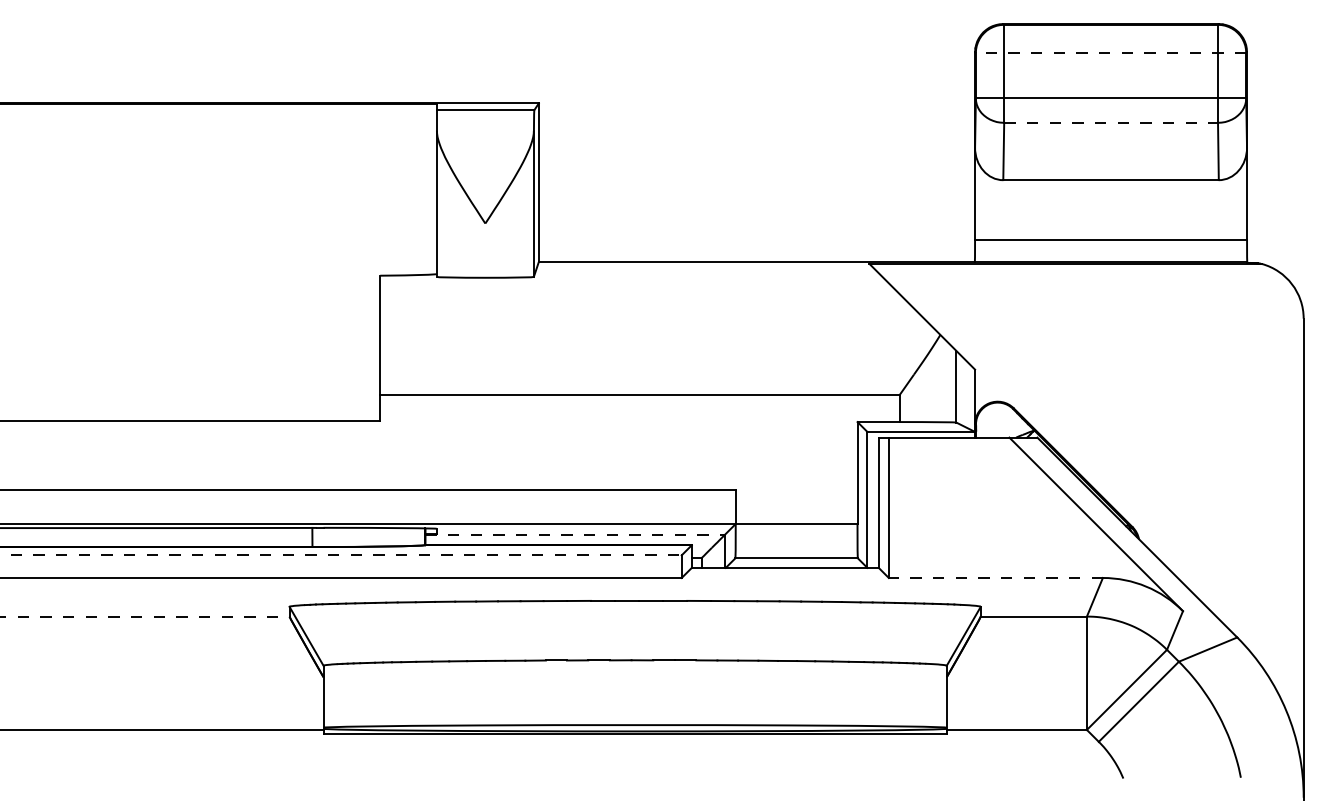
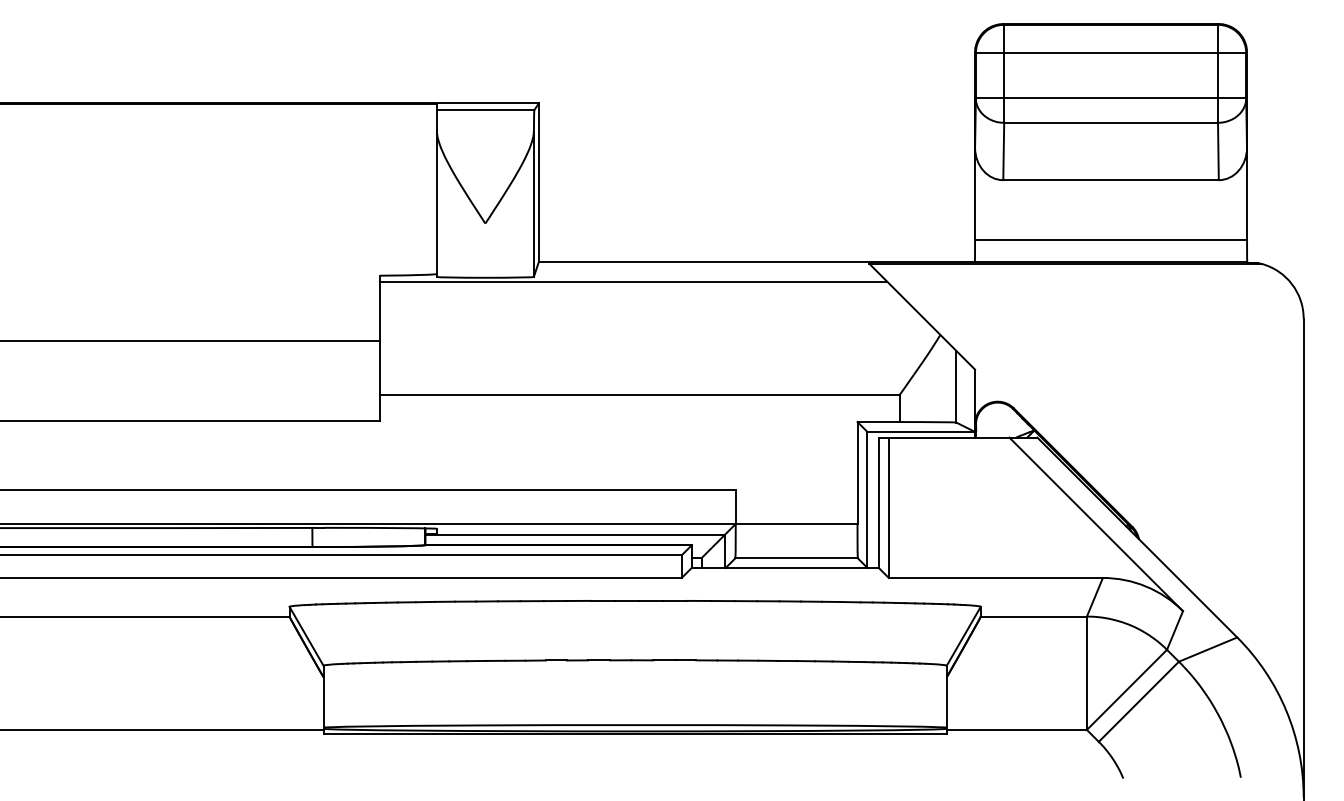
line: dashed -> solid (1110, 53)
line: dashed -> solid (1111, 122)
line: none -> present (633, 281)
line: none -> present (191, 341)
line: dashed -> solid (575, 534)
line: dashed -> solid (341, 555)
line: dashed -> solid (995, 578)
line: dashed -> solid (145, 616)
